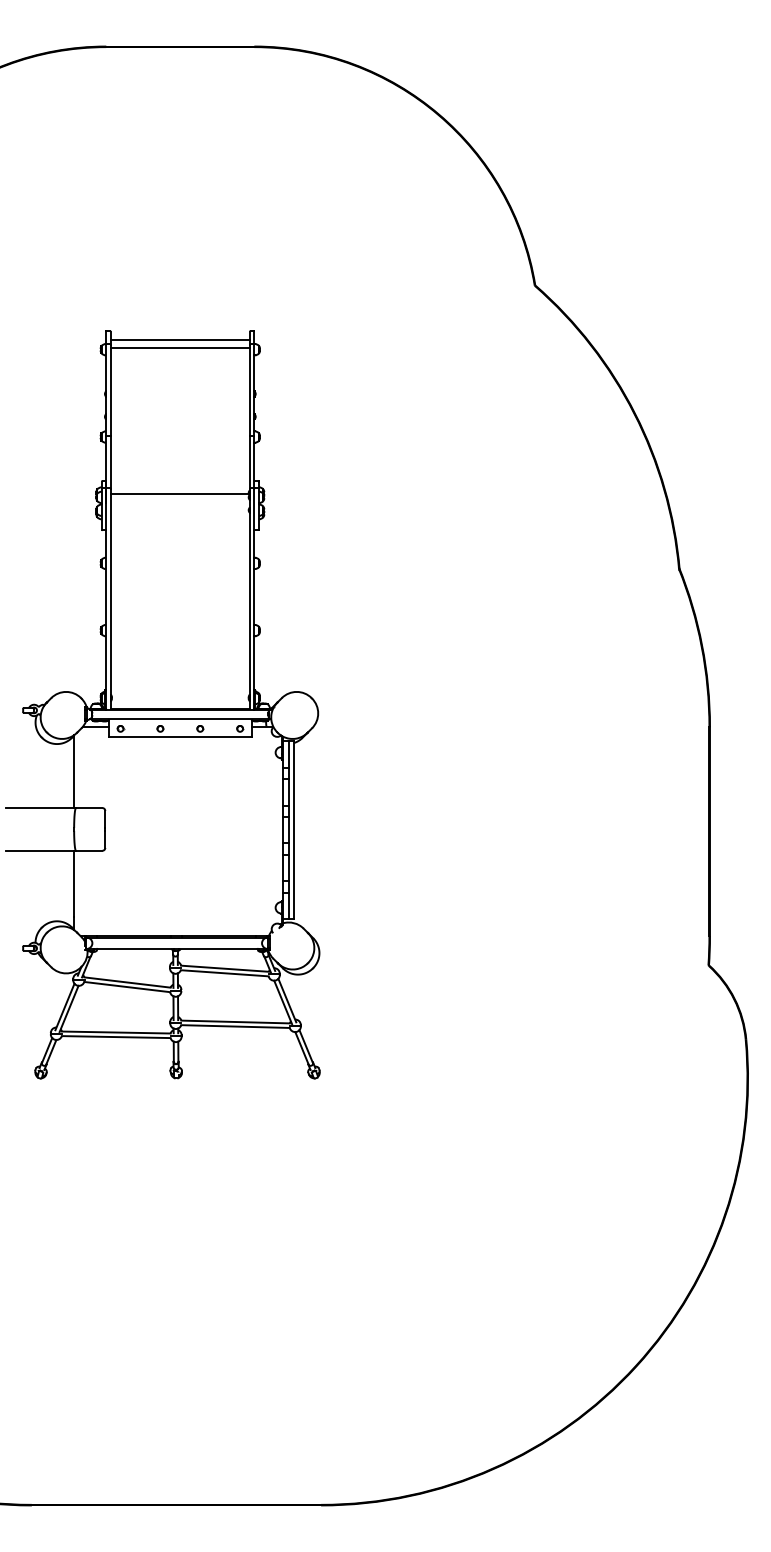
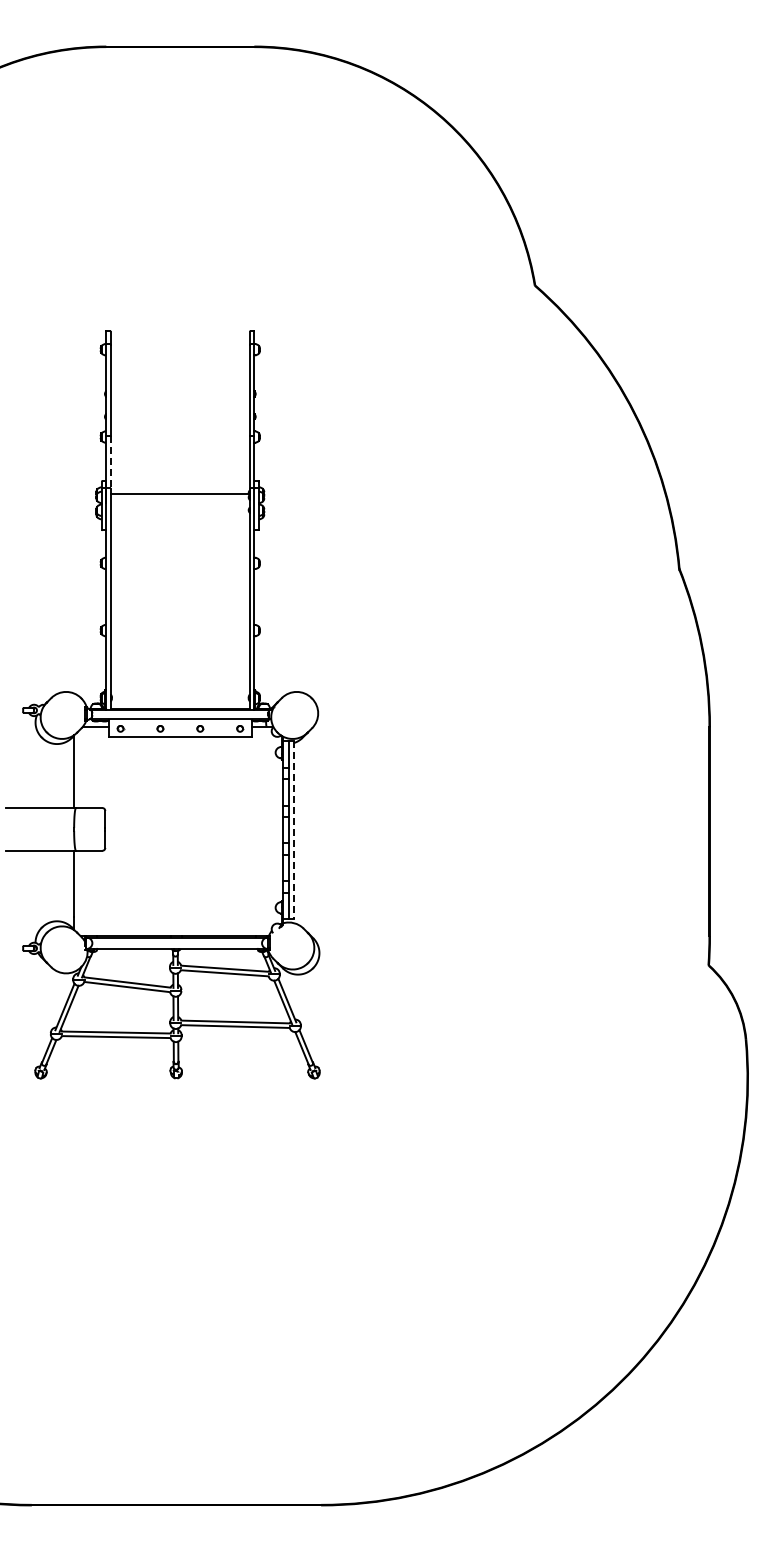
line: present -> none (180, 339)
line: present -> none (180, 347)
line: solid -> dashed (110, 463)
line: solid -> dashed (294, 830)
